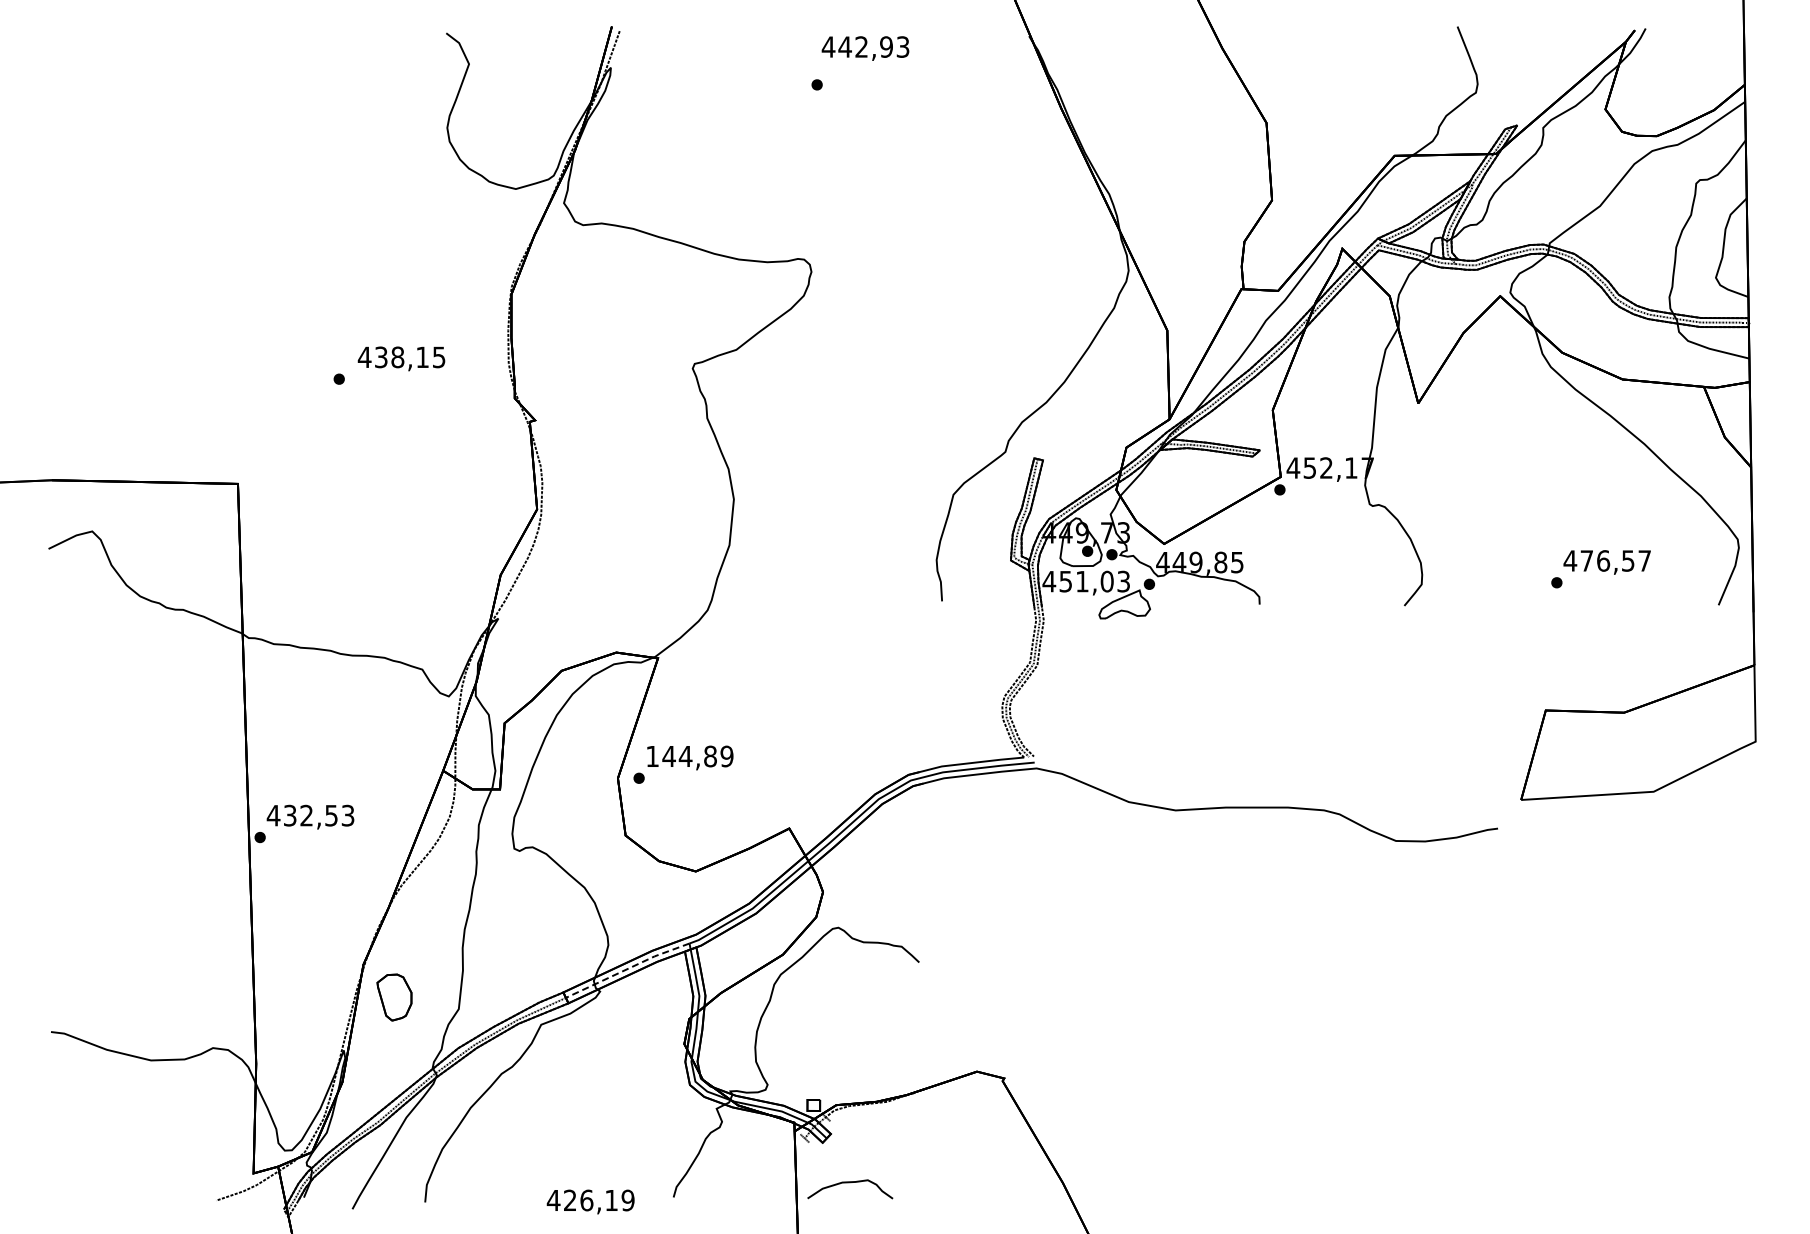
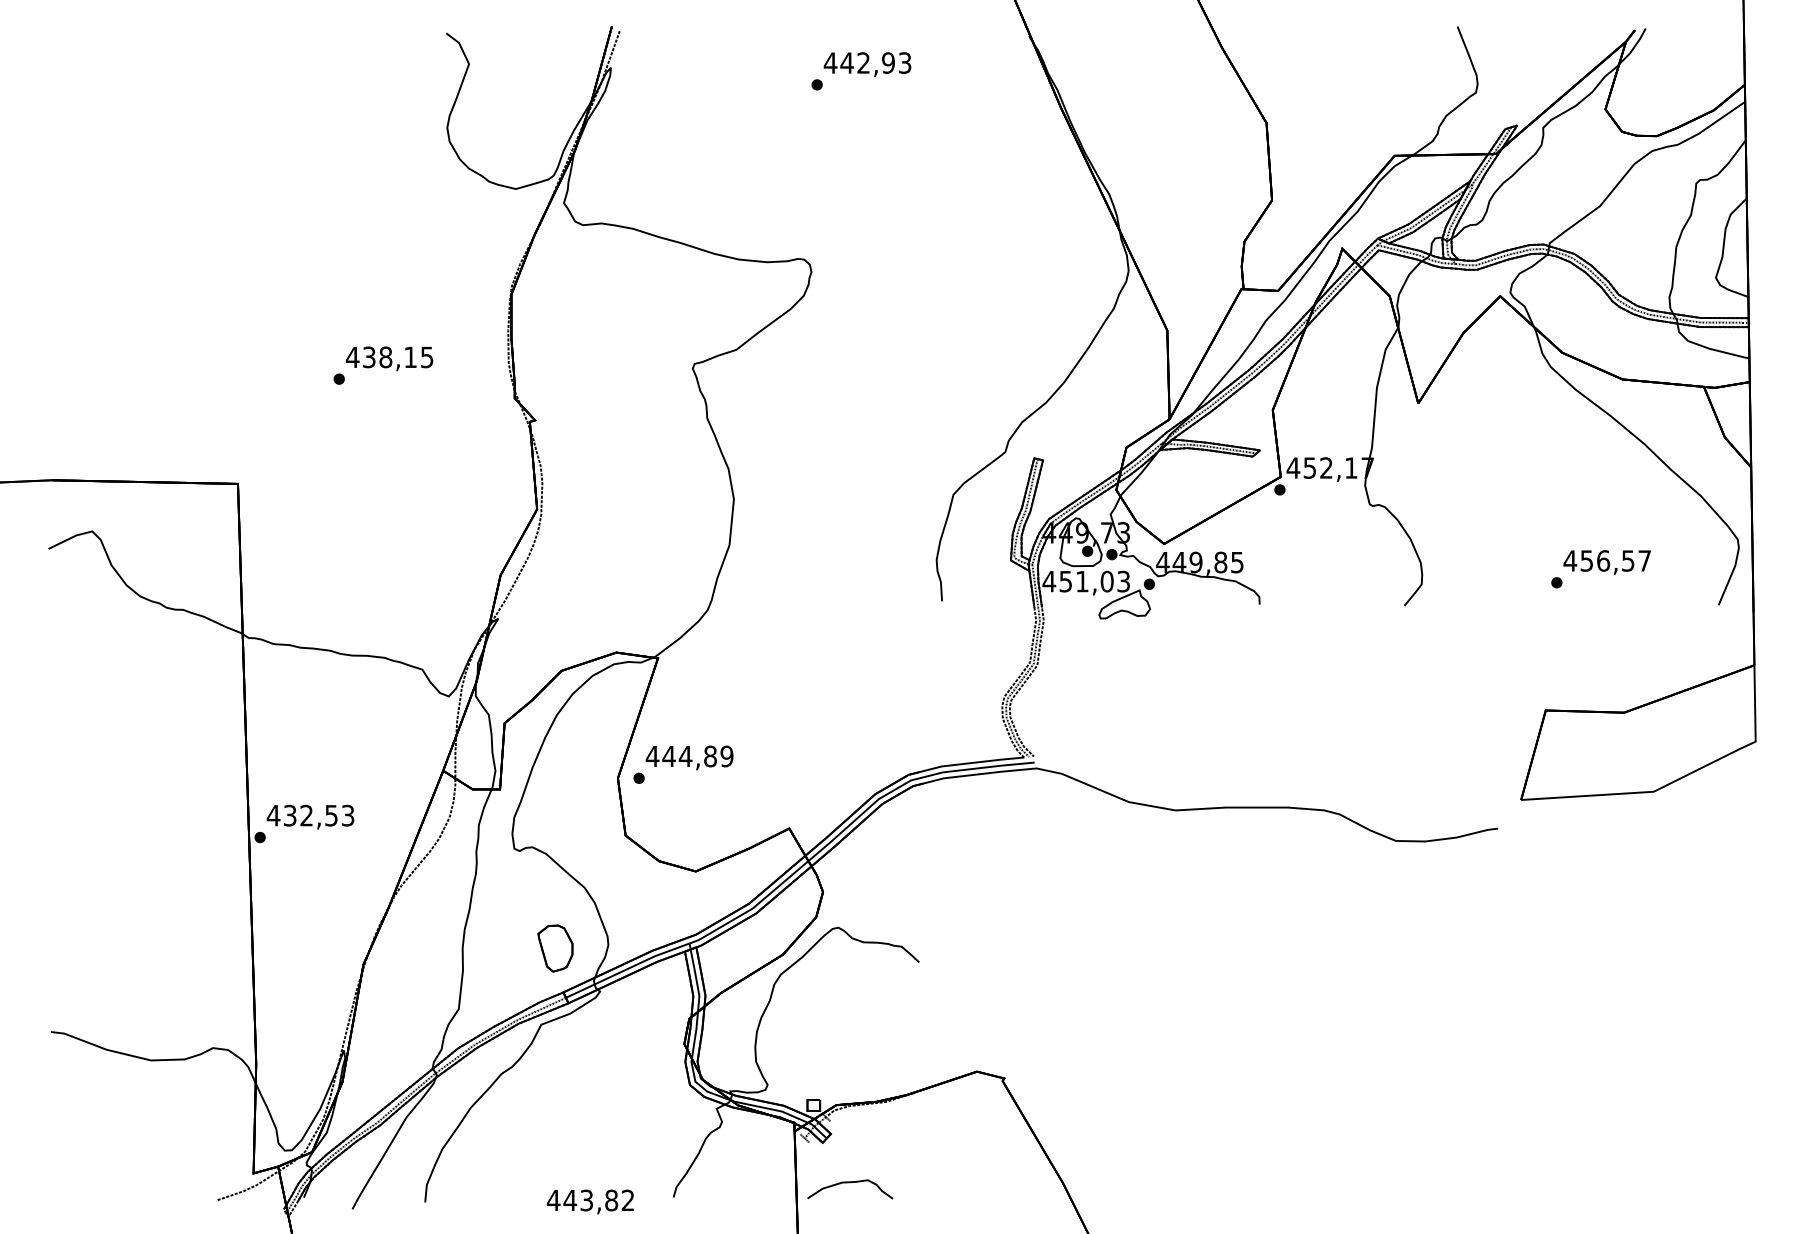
text position: (865, 48) -> (867, 64) (867, 64)
text position: (401, 358) -> (389, 358) (389, 358)
text: 476,57 -> 456,57 (1586, 560)
text: 144,89 -> 444,89 (652, 756)
line: dashed -> solid (627, 968)
part position: (394, 997) -> (555, 948) (555, 948)
text: 426,19 -> 443,82 (598, 1200)
